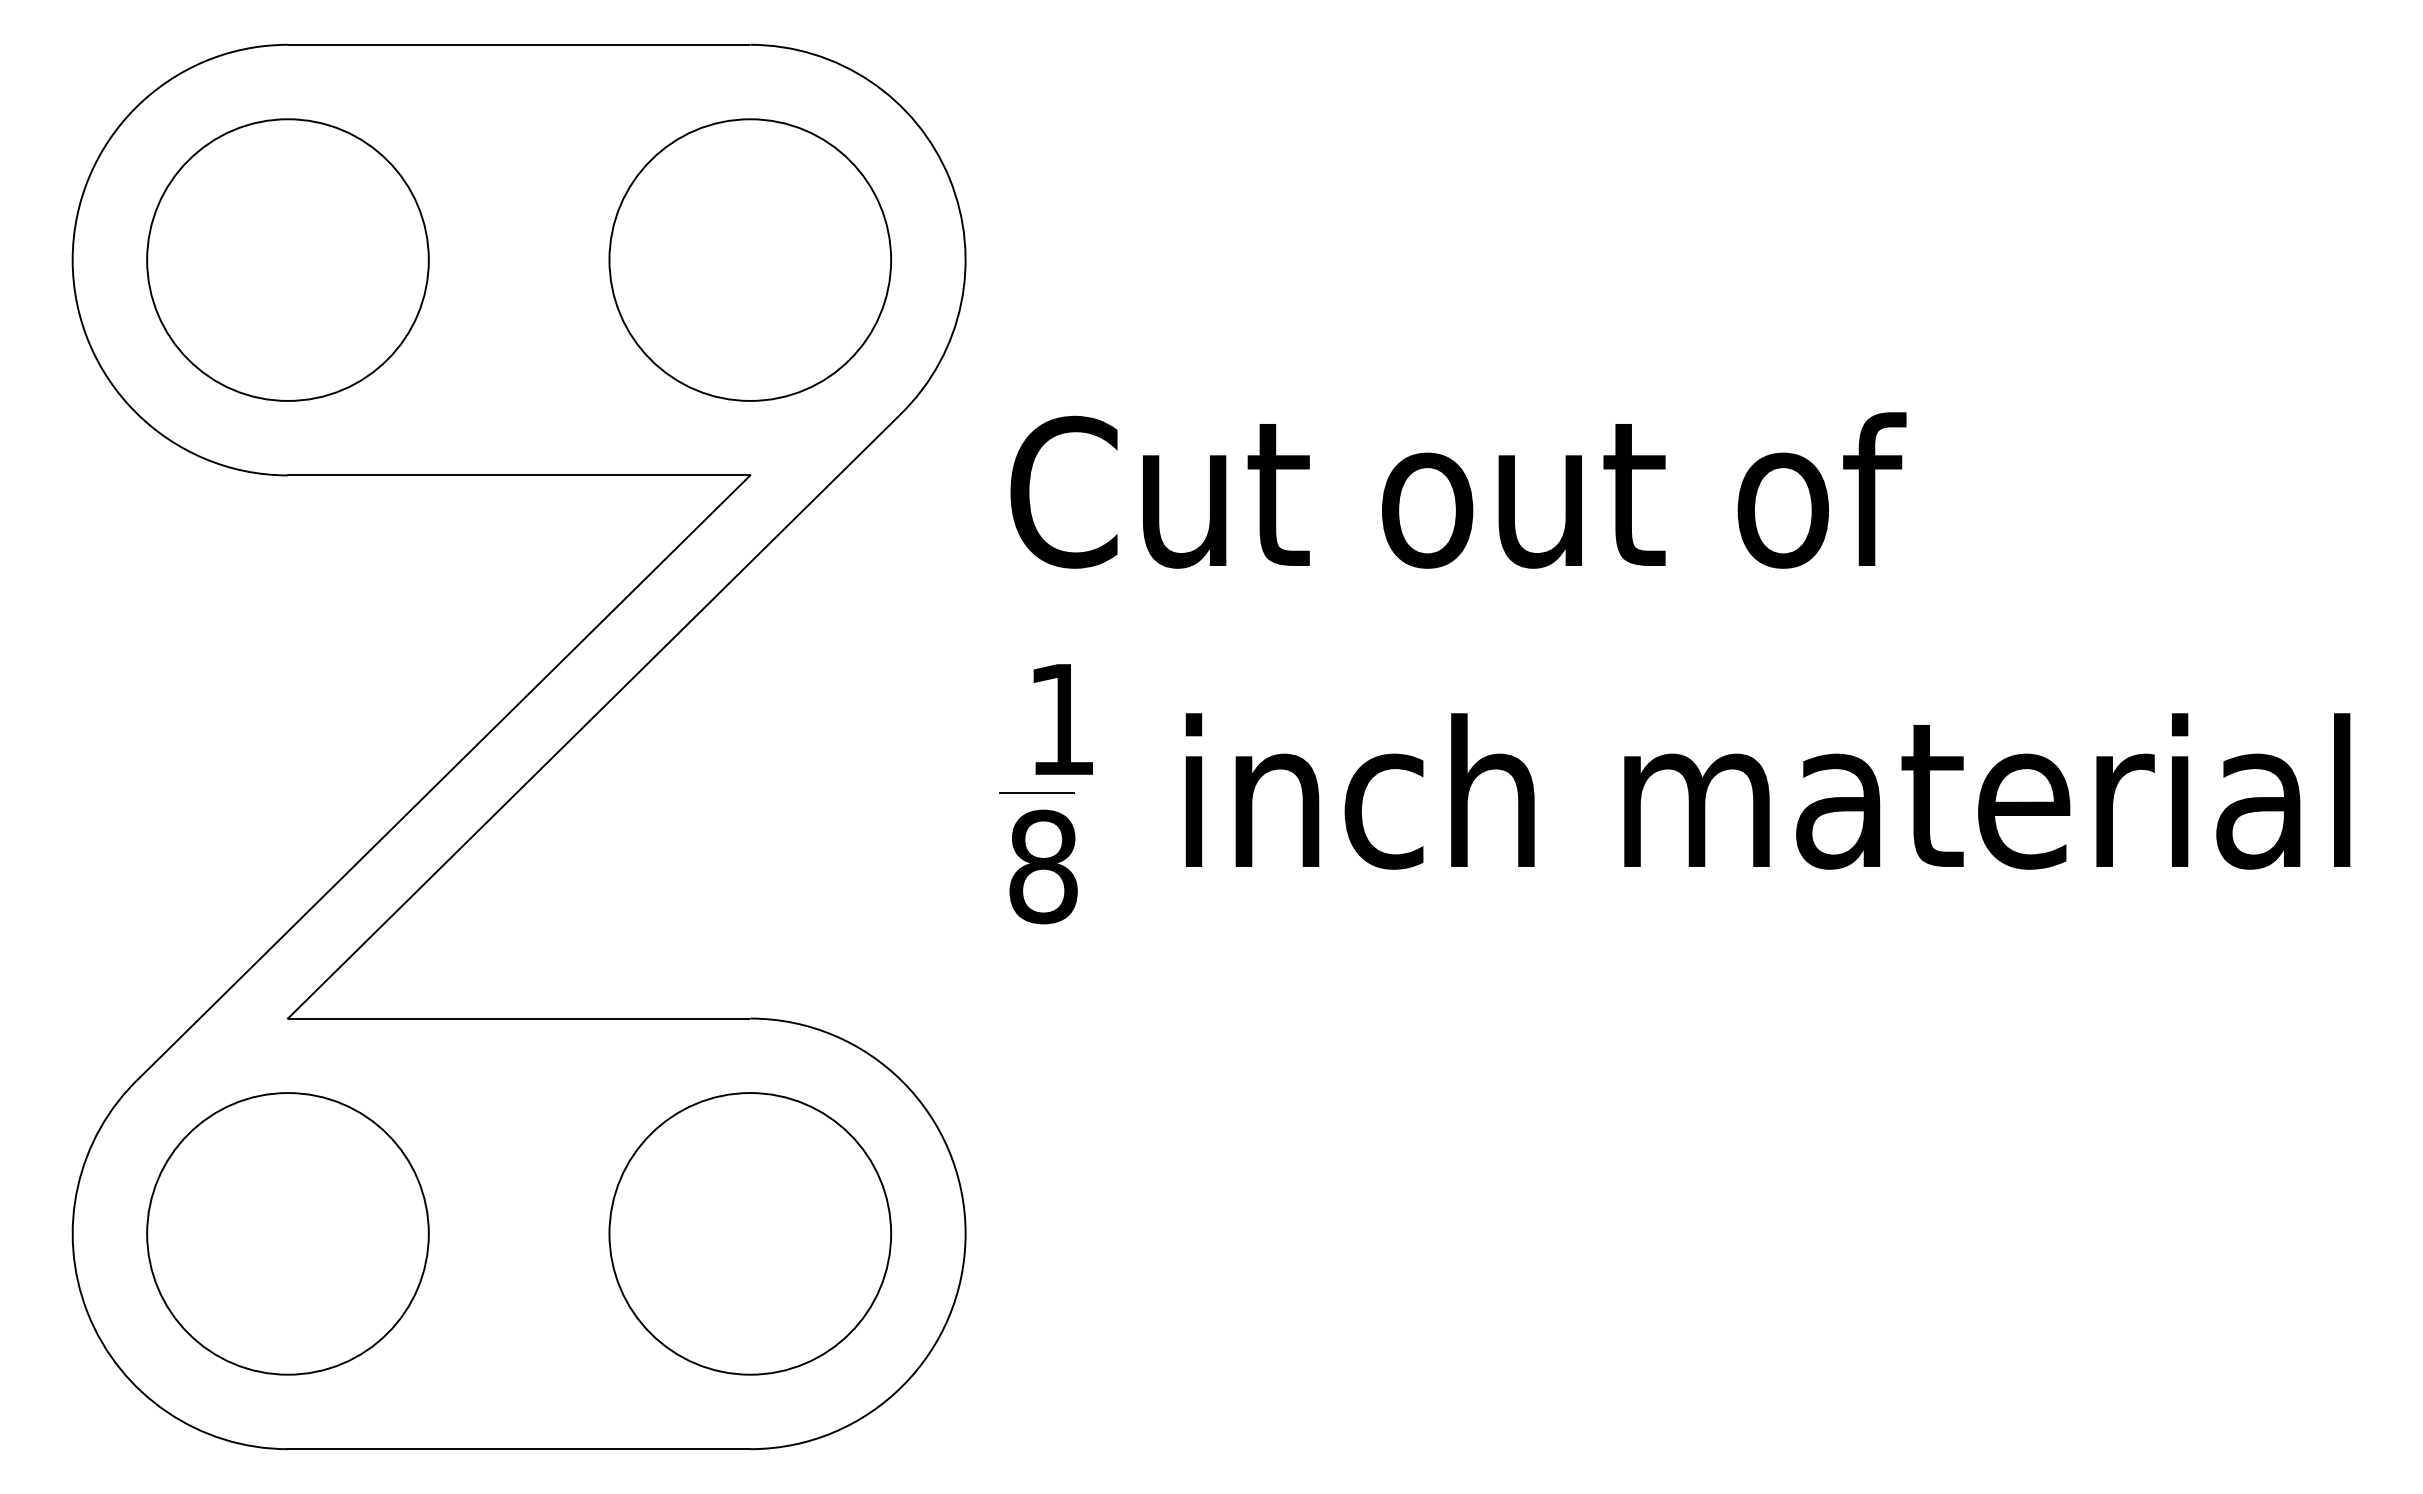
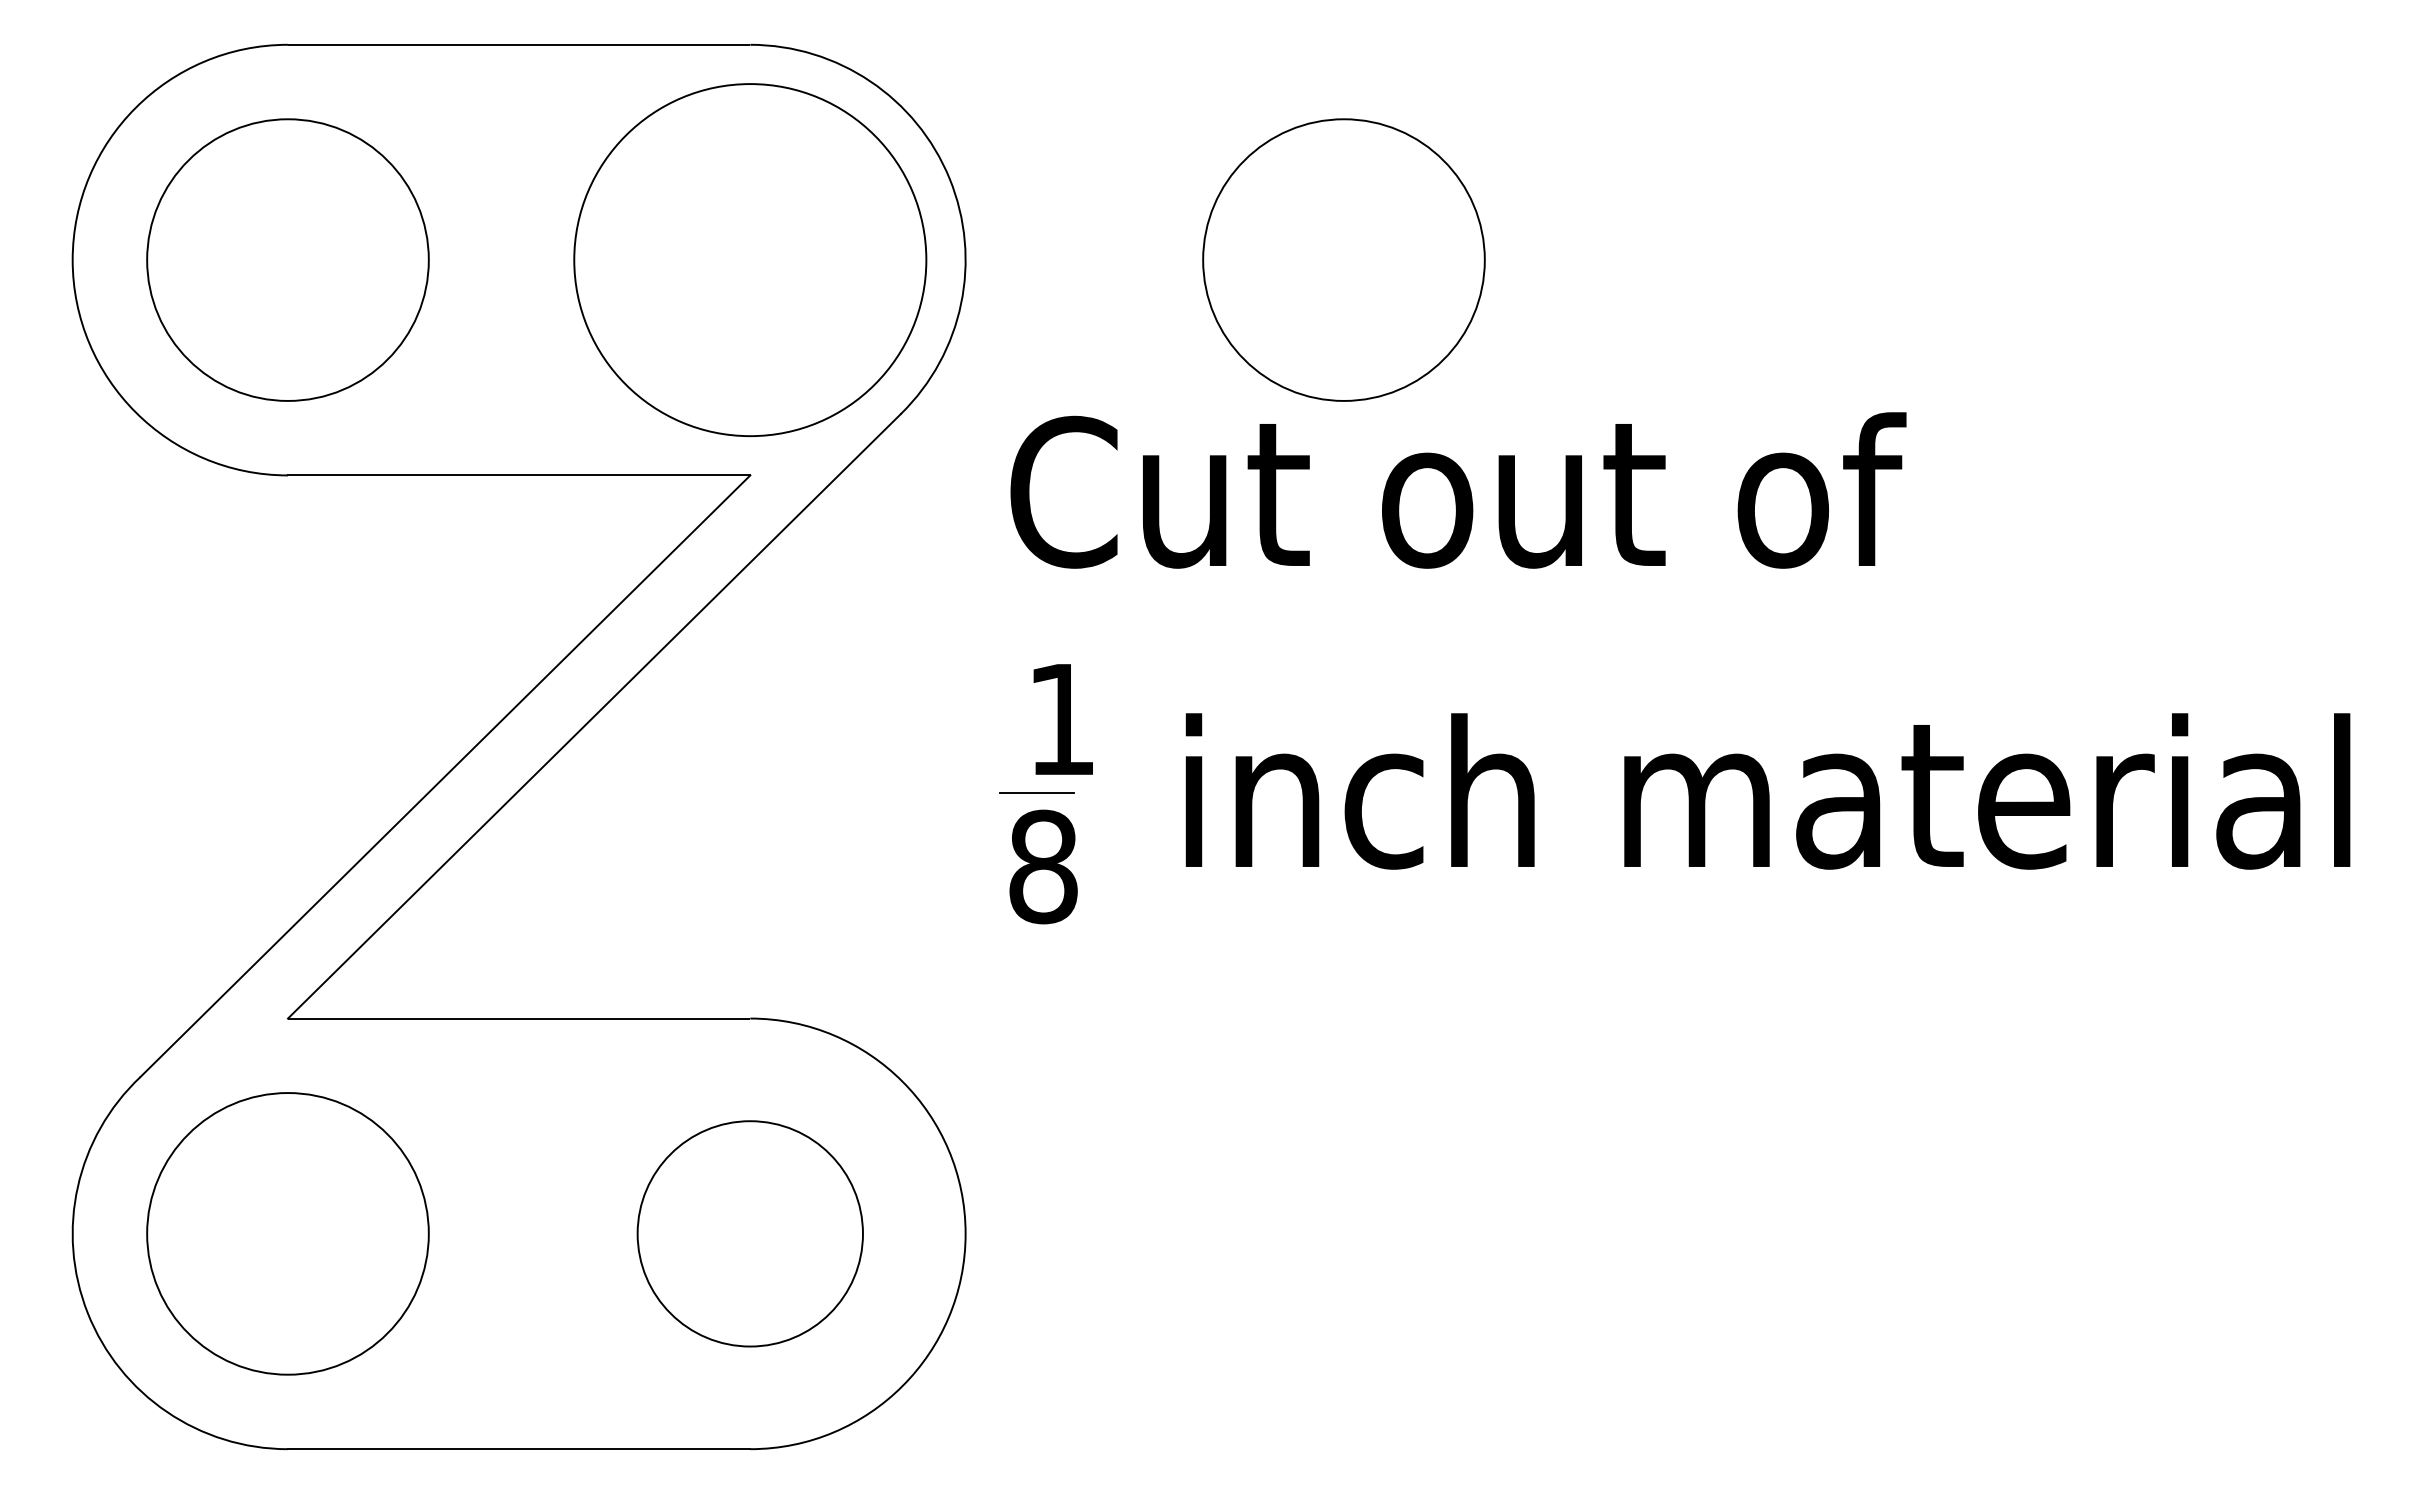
circle diameter: 282 px -> 352 px (750, 260)
circle: none -> present (1343, 259)
circle diameter: 282 px -> 225 px (749, 1233)
